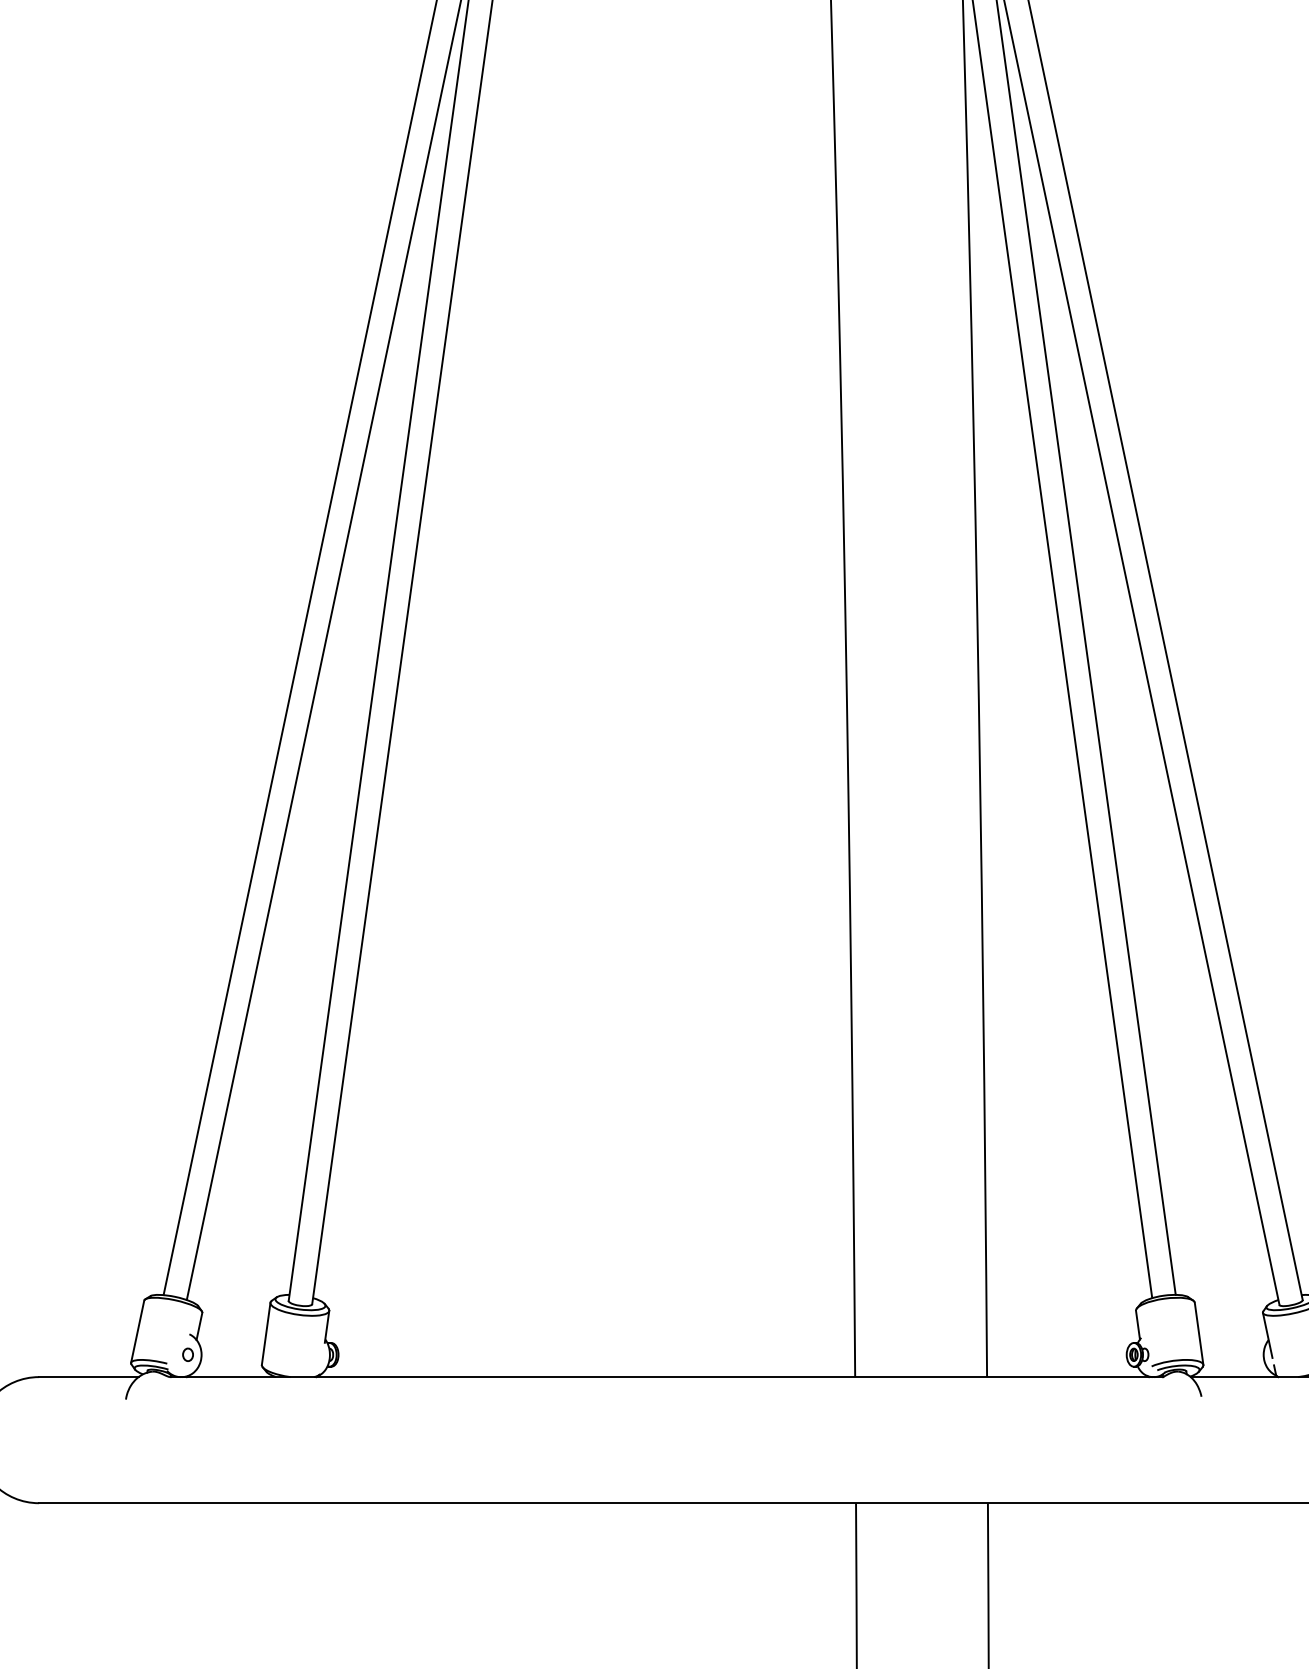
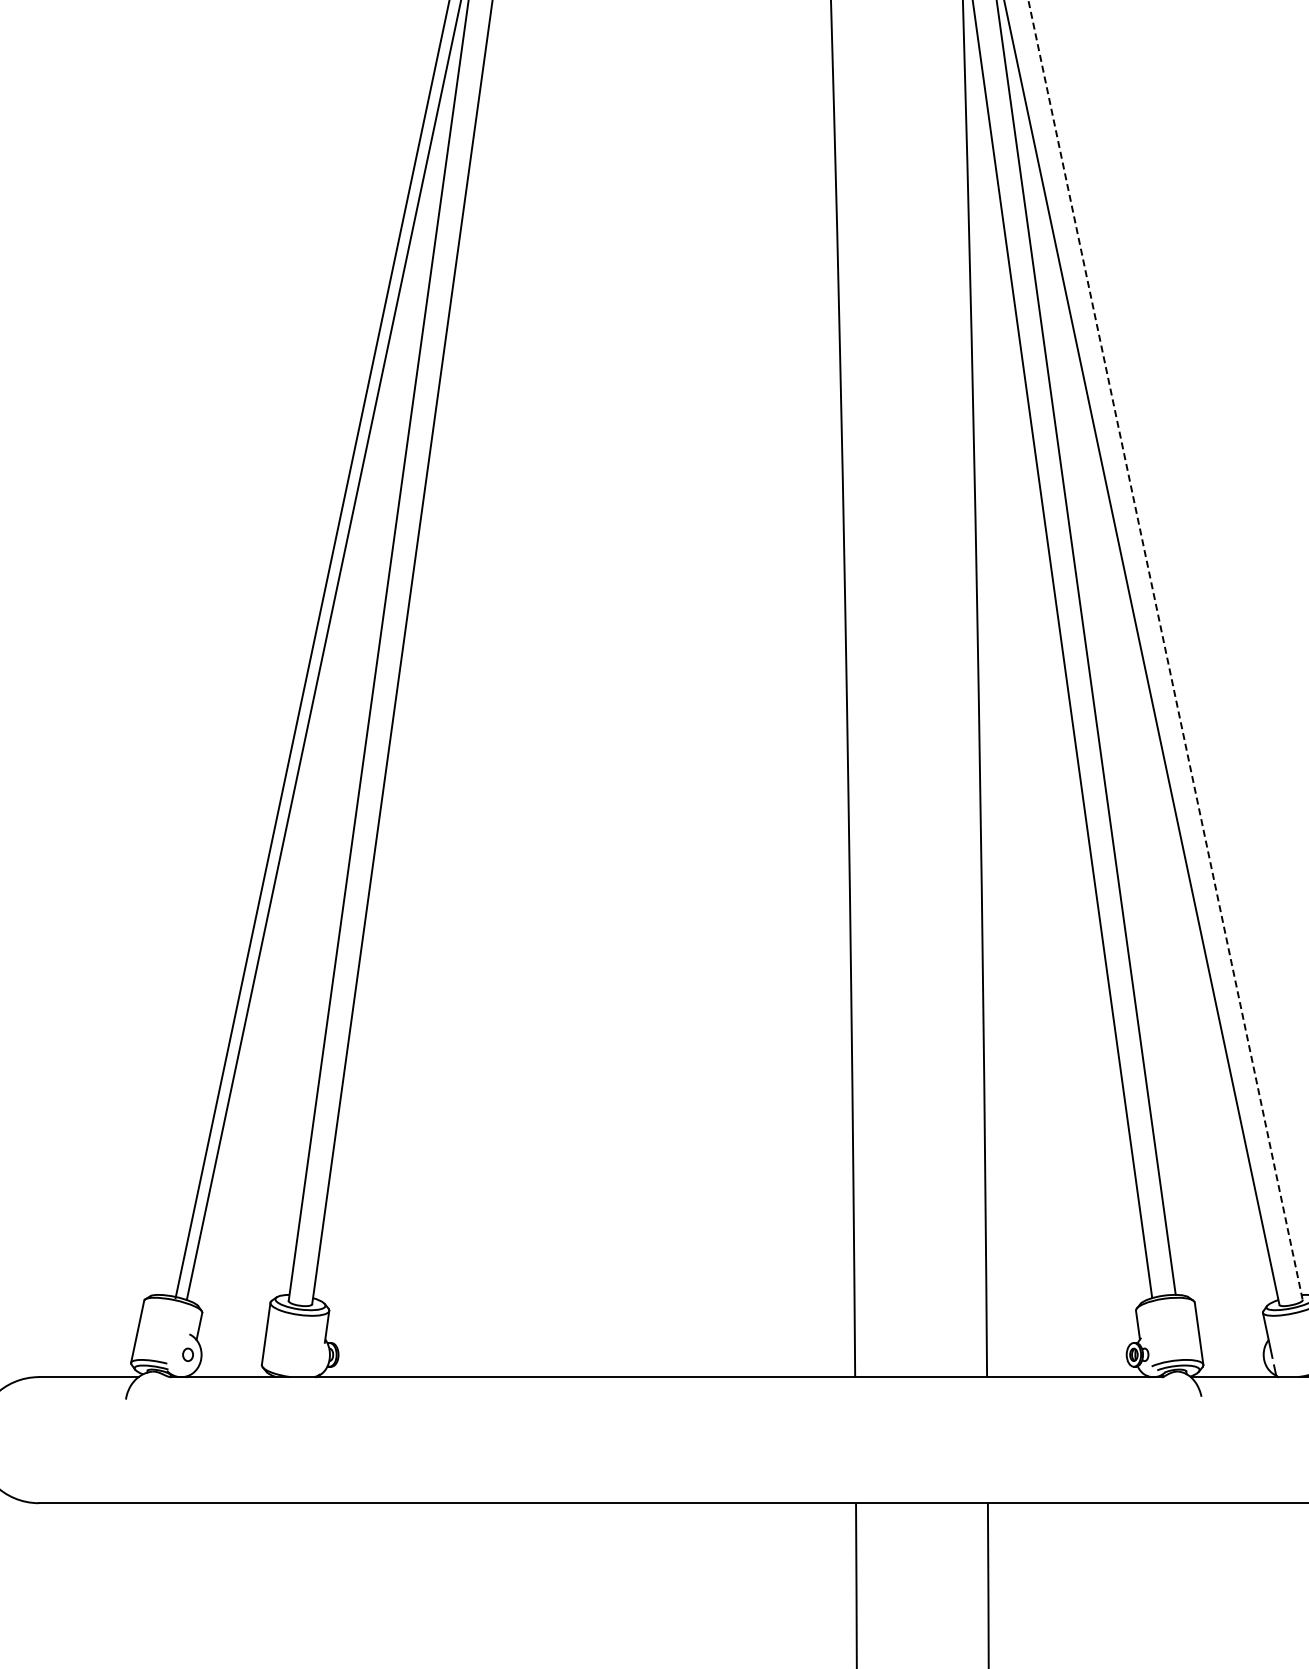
line position: (299, 648) -> (312, 650) (312, 650)
line: solid -> dashed (1165, 650)
